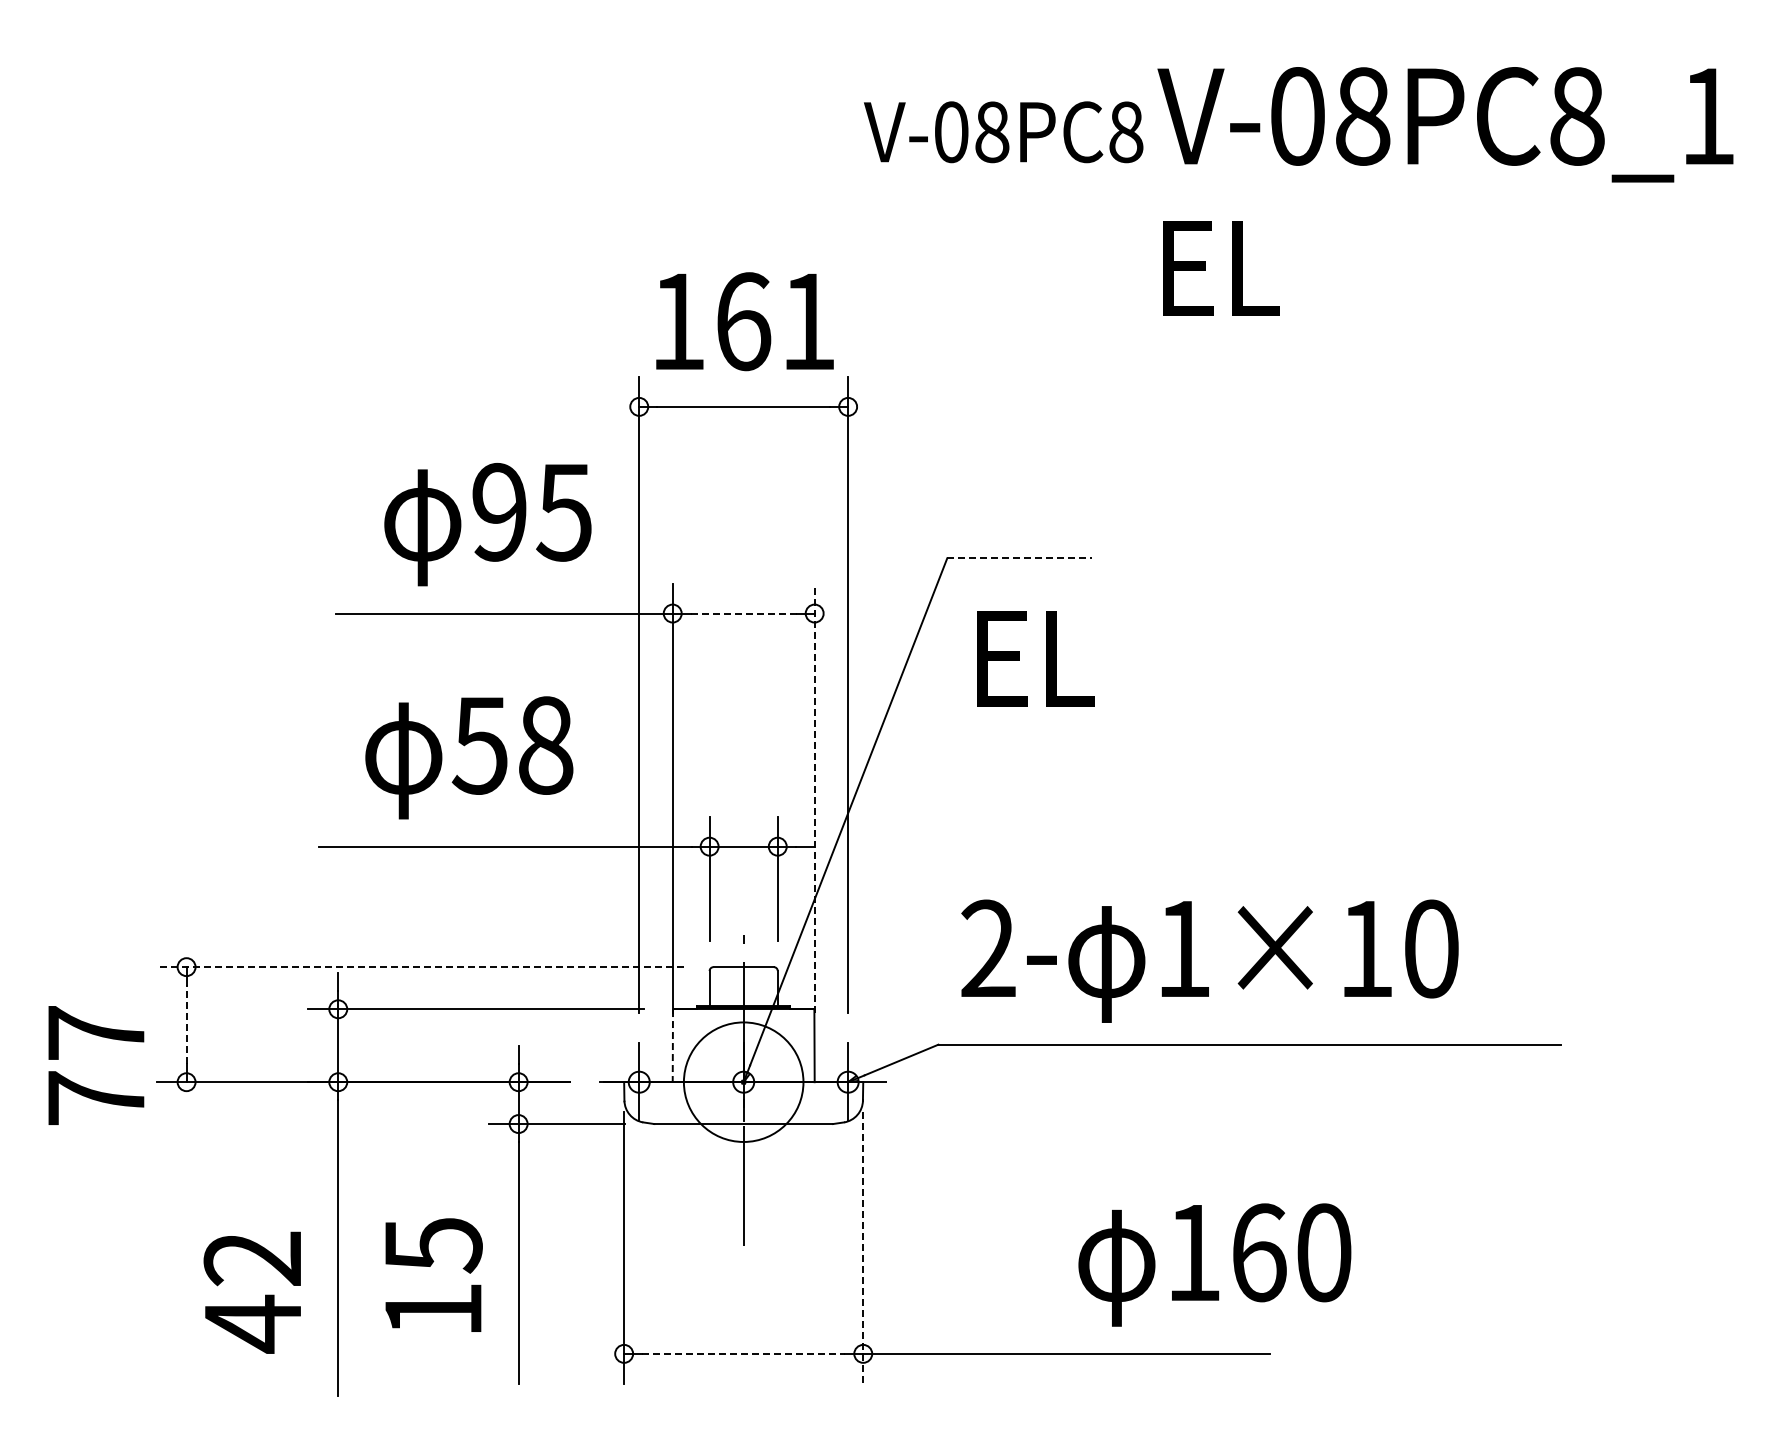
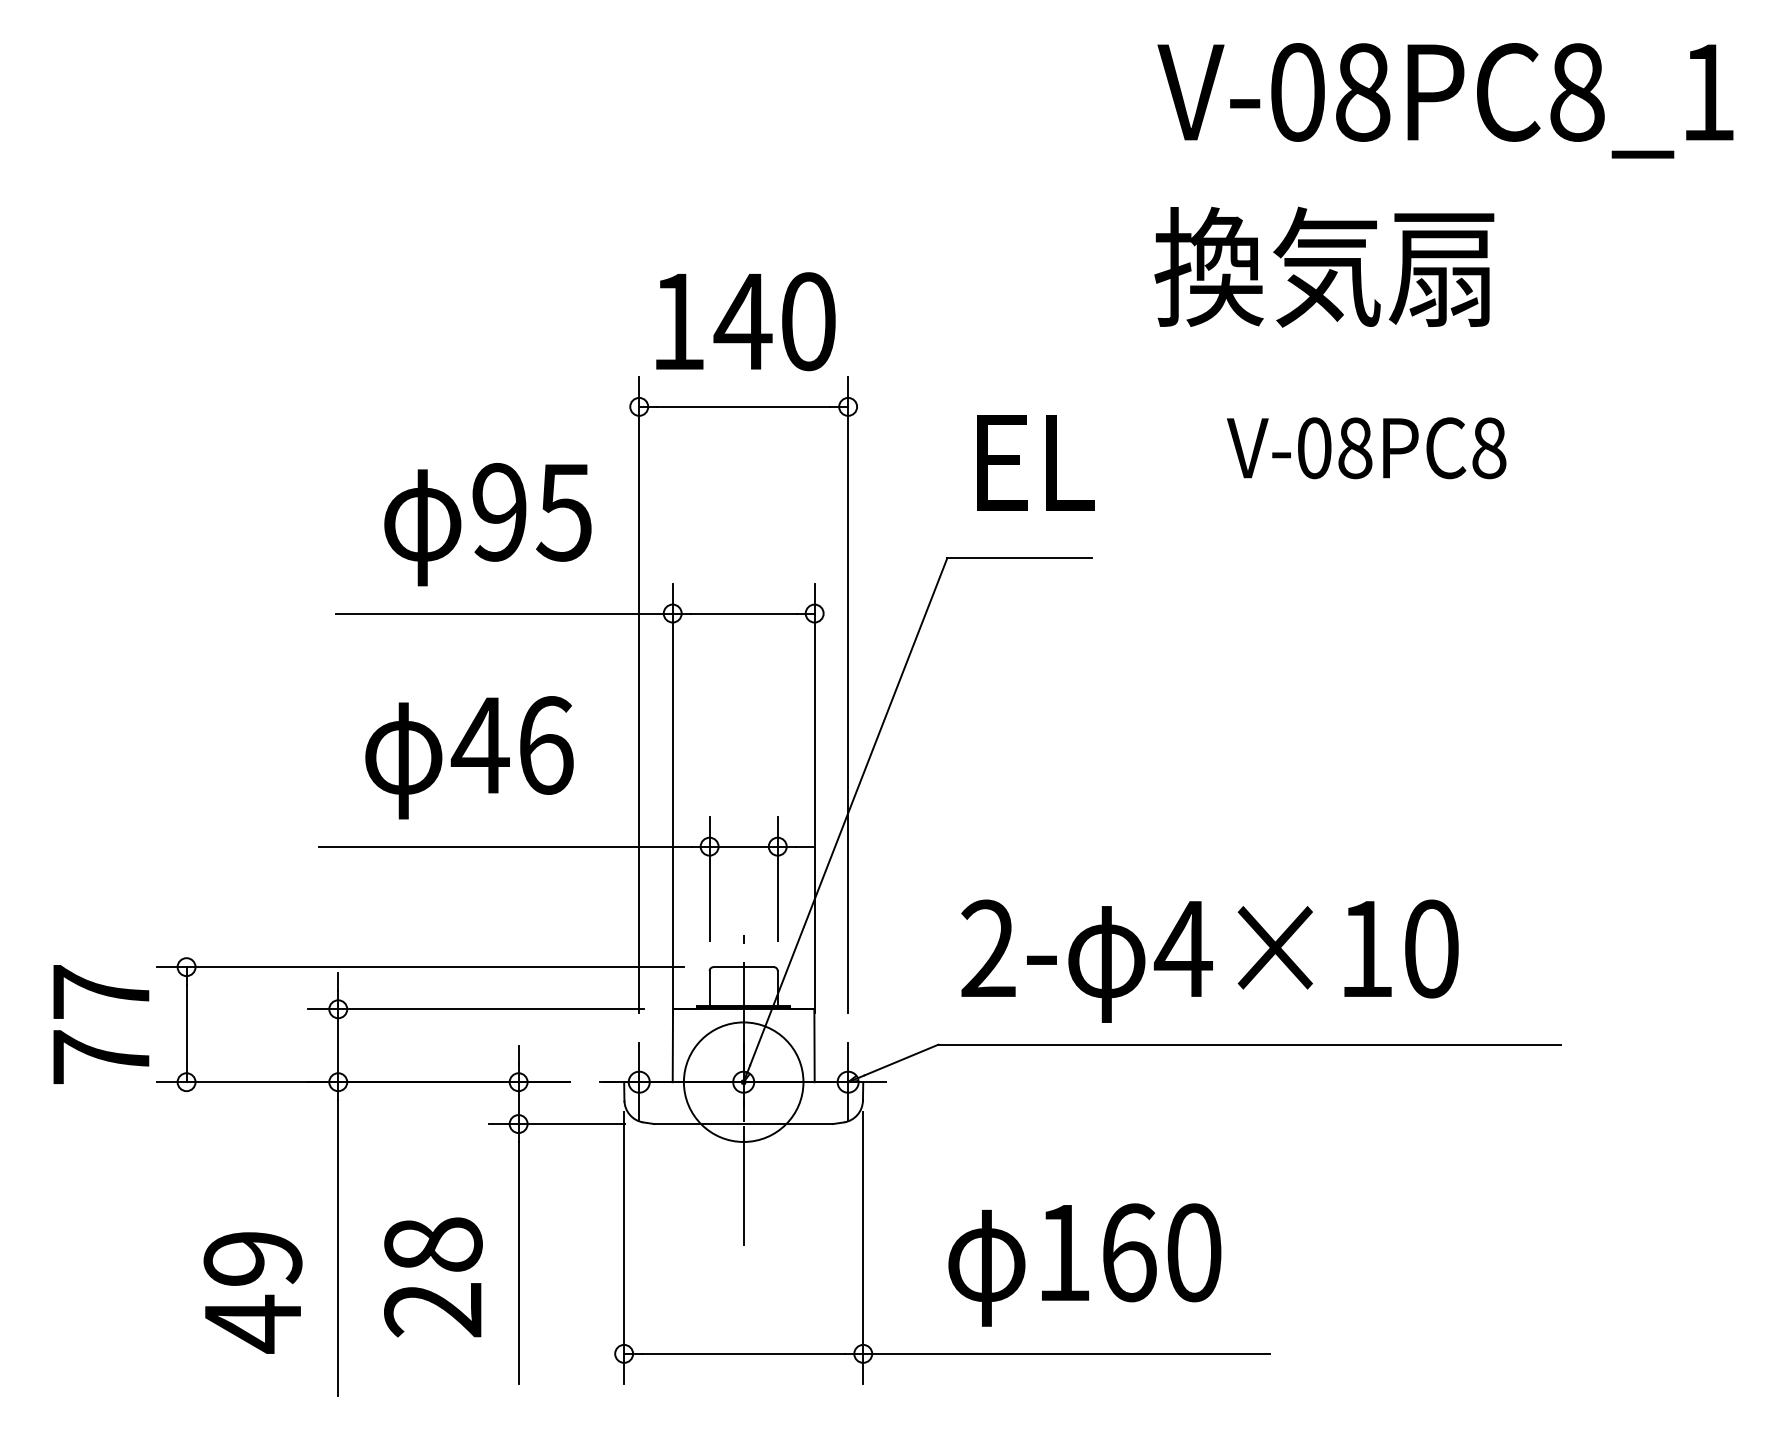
text position: (1445, 124) -> (1445, 100) (1445, 100)
text position: (1003, 132) -> (1366, 448) (1366, 448)
text: EL -> 換気扇 (1324, 266)
text: 161 -> 140 (774, 321)
line: dashed -> solid (1019, 558)
line: dashed -> solid (743, 613)
text position: (1035, 658) -> (1035, 462) (1035, 462)
text: 58 -> 46 (511, 745)
line: dashed -> solid (814, 798)
text: 1×10 -> 4×10 (1182, 948)
line: dashed -> solid (419, 967)
line: dashed -> solid (186, 1024)
line: dashed -> solid (672, 1046)
text position: (96, 1065) -> (101, 1024) (101, 1024)
line: dashed -> solid (863, 1247)
text: 42 -> 49 (253, 1258)
text position: (1214, 1264) -> (1084, 1264) (1084, 1264)
text: 15 -> 28 (433, 1277)
line: dashed -> solid (743, 1353)
